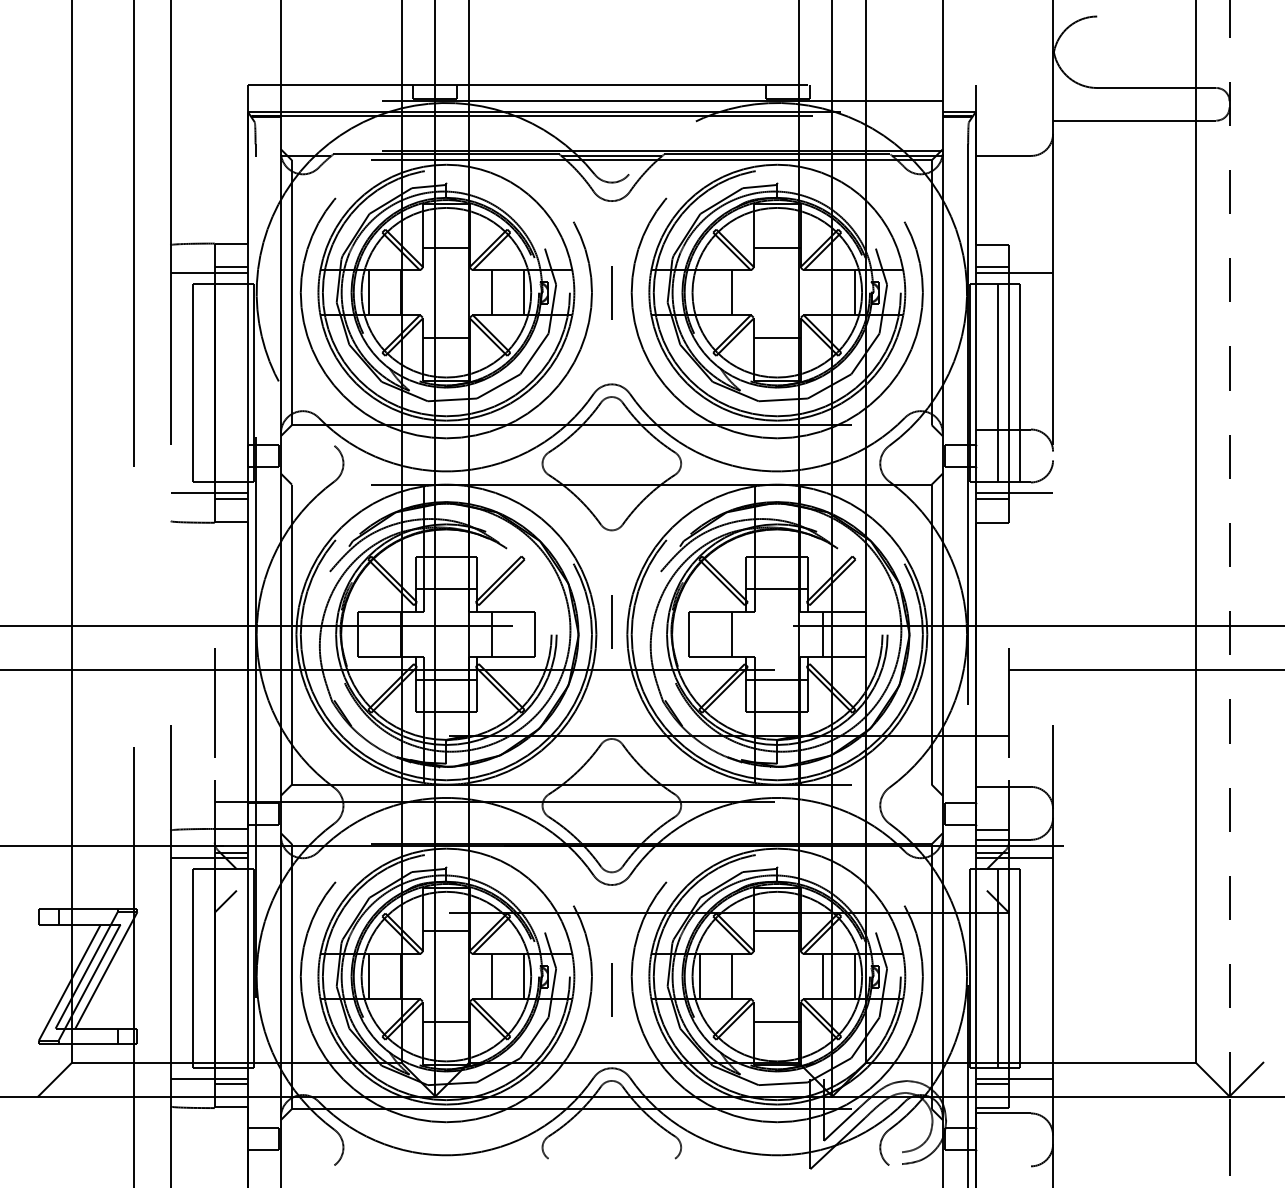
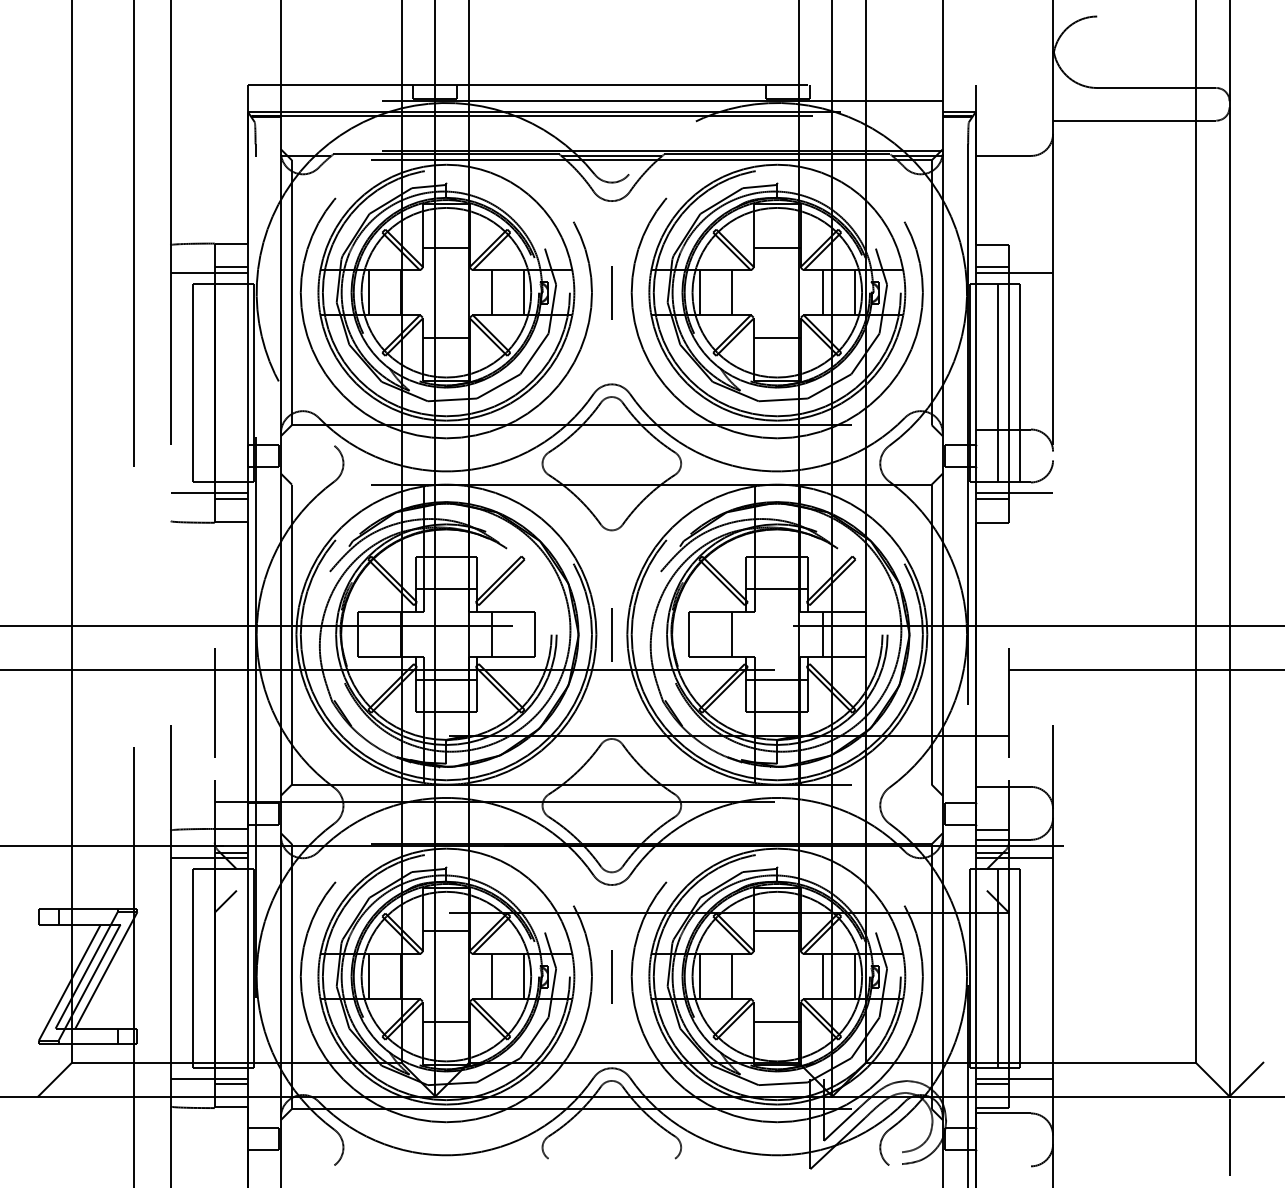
line: none -> present (699, 292)
line: none -> present (822, 292)
line: dashed -> solid (1229, 548)
line position: (611, 621) -> (611, 634) (611, 634)
line position: (611, 989) -> (611, 976) (611, 976)
